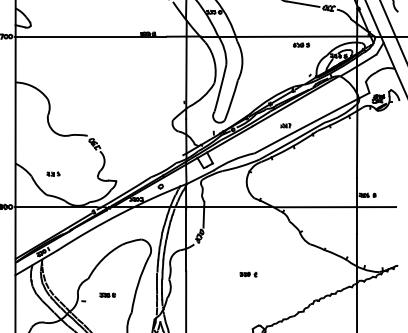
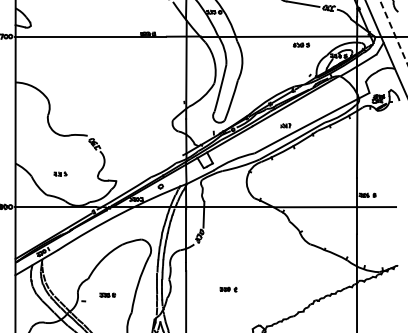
arc: solid -> dashed (393, 32)
part position: (53, 173) -> (60, 173) (60, 173)
part position: (248, 274) -> (228, 289) (228, 289)
